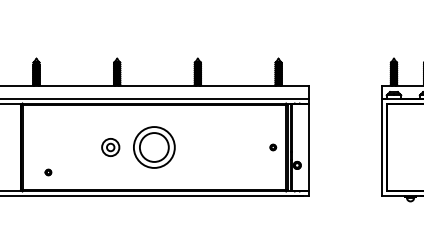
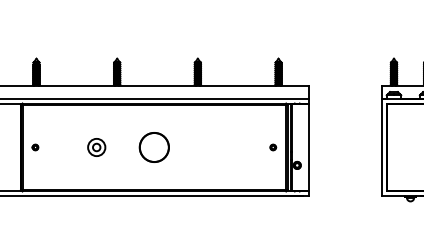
part position: (110, 147) -> (96, 147) (96, 147)
circle diameter: 41 px -> 29 px (153, 147)
part position: (48, 172) -> (35, 147) (35, 147)
